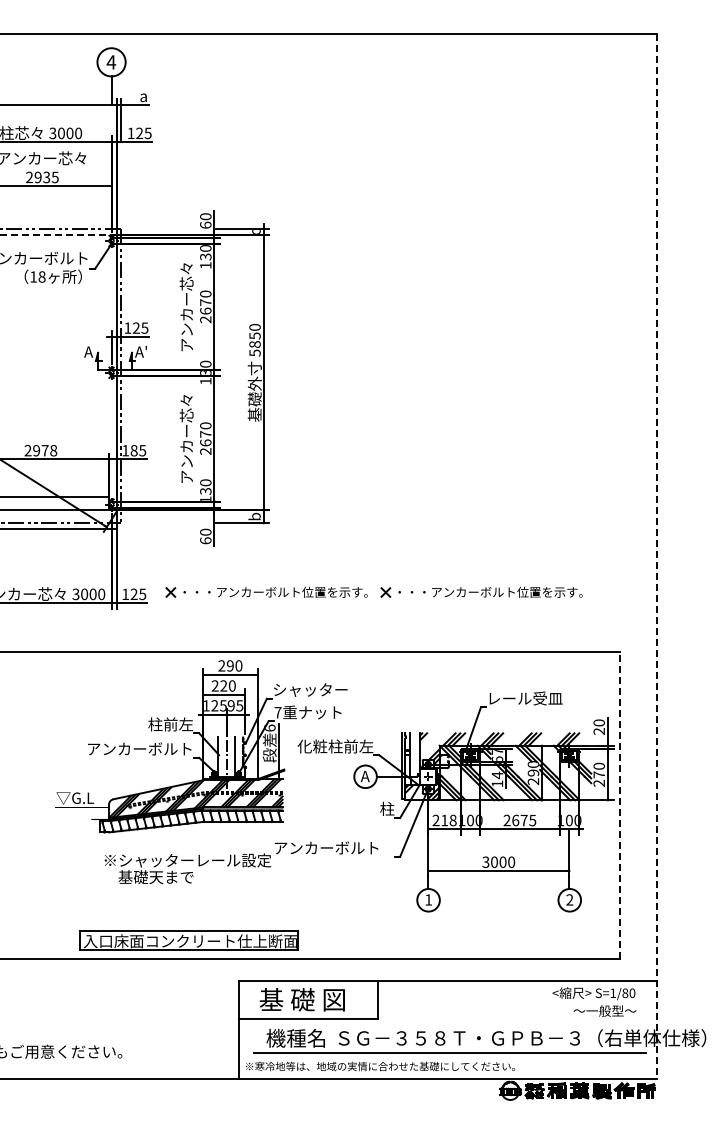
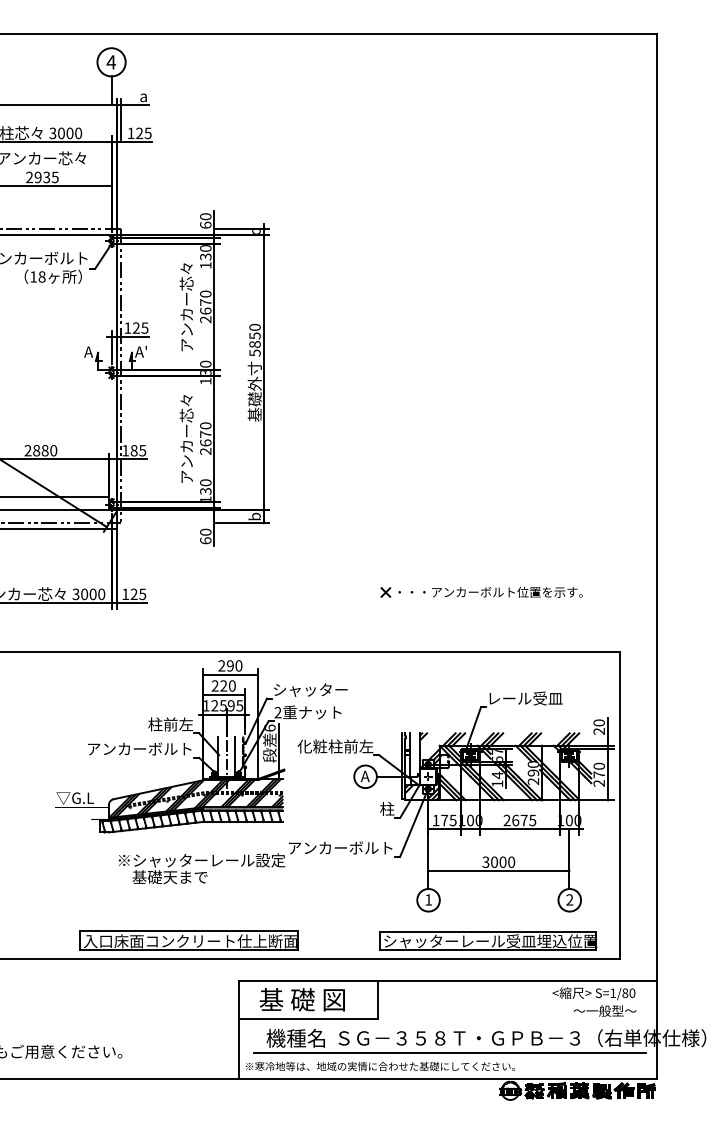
line: dashed -> solid (58, 235)
text: 2978 -> 2880 (45, 450)
line: dashed -> solid (656, 556)
part: present -> none (266, 591)
text: 7 -> 2 (277, 712)
line: dashed -> solid (619, 805)
text: 218 -> 175 (444, 820)
text position: (241, 862) -> (255, 862) (255, 862)
part: none -> present (488, 940)
